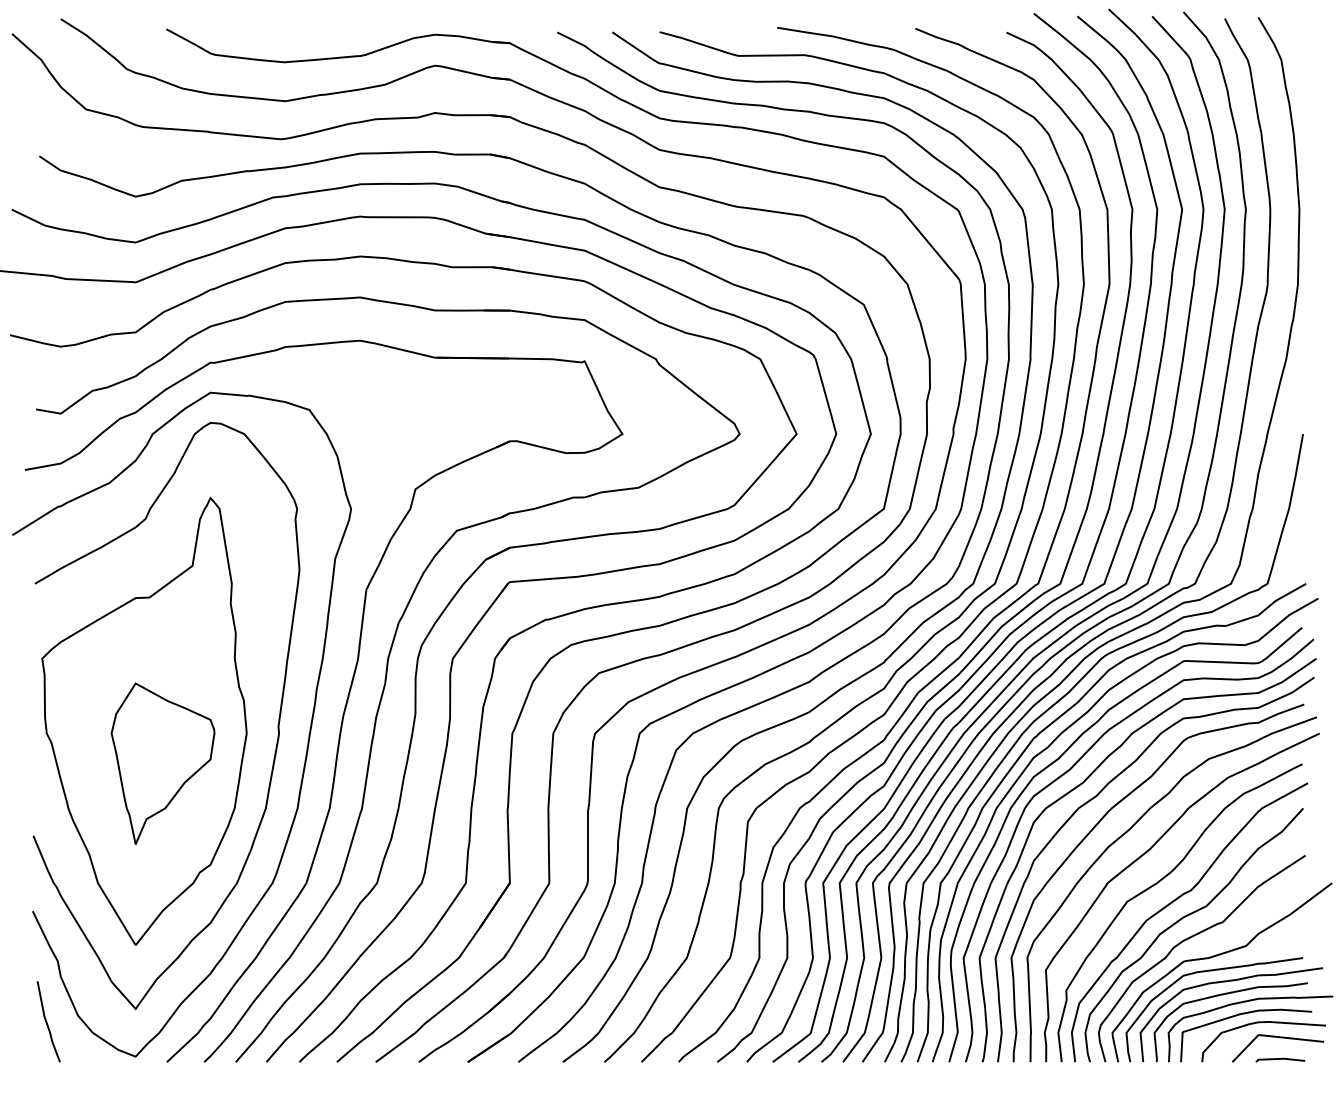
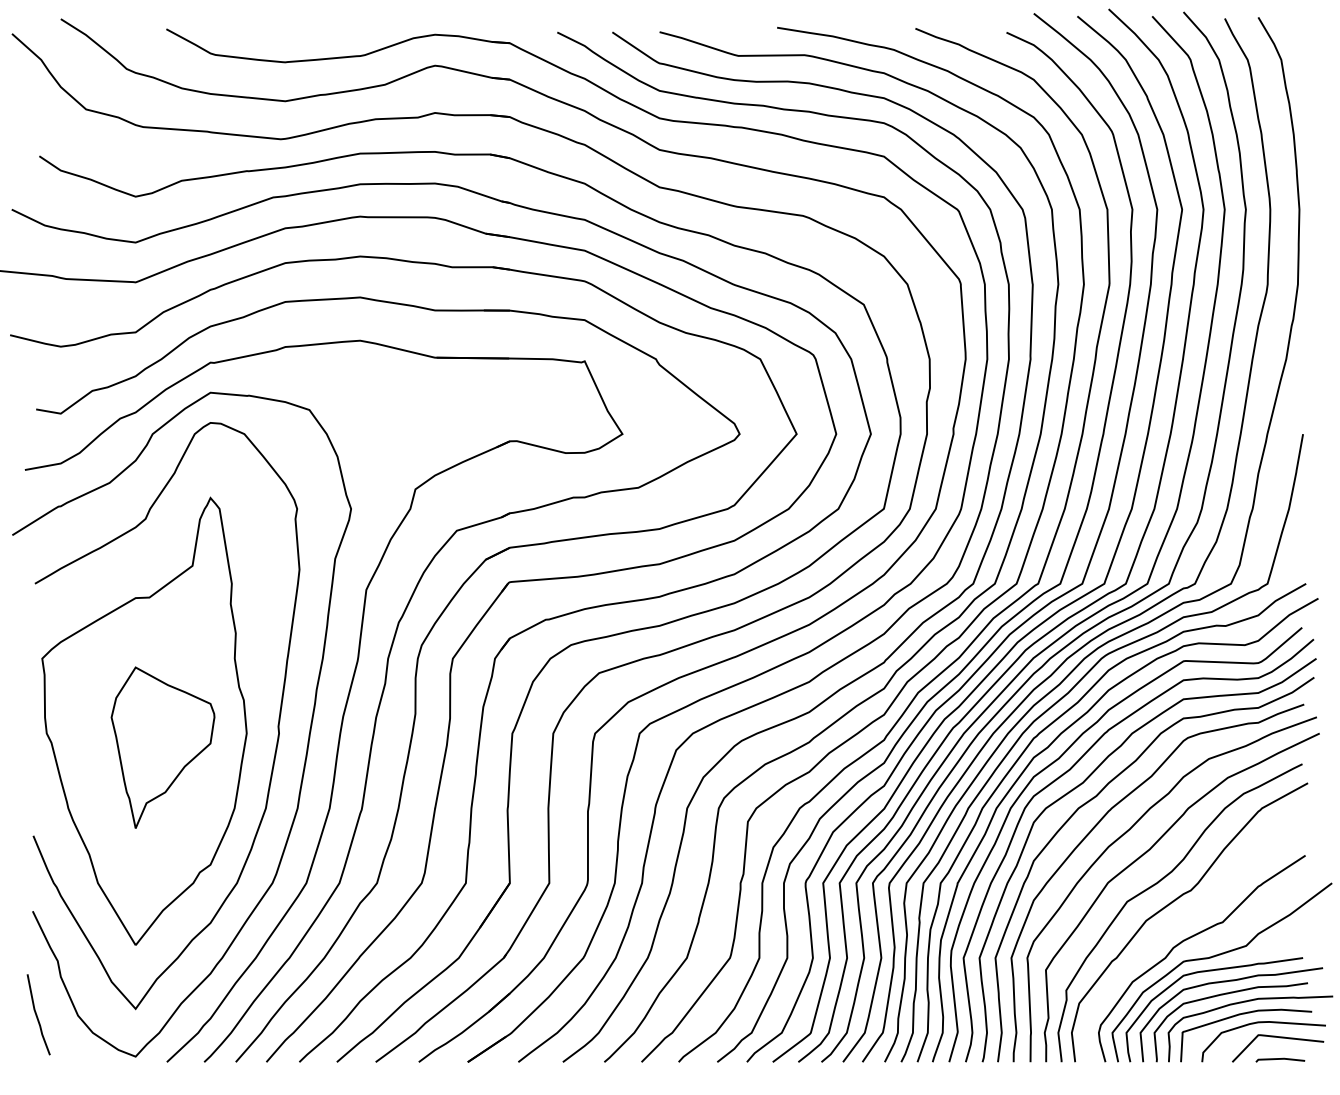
part position: (162, 763) -> (162, 747) (162, 747)
curve: present -> none (1182, 919)
line position: (47, 1021) -> (37, 1014) (37, 1014)
